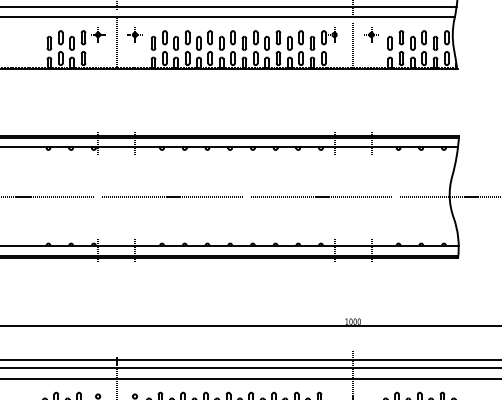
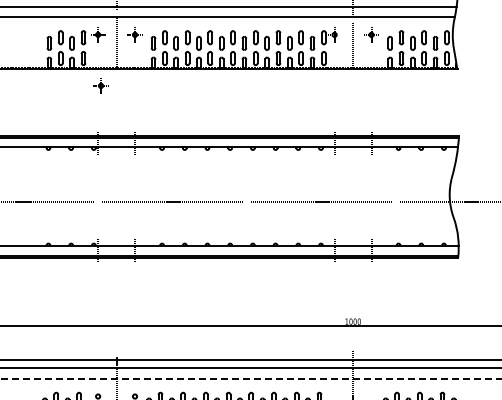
part: none -> present (100, 85)
line position: (250, 196) -> (250, 201) (250, 201)
line: solid -> dashed (251, 378)
